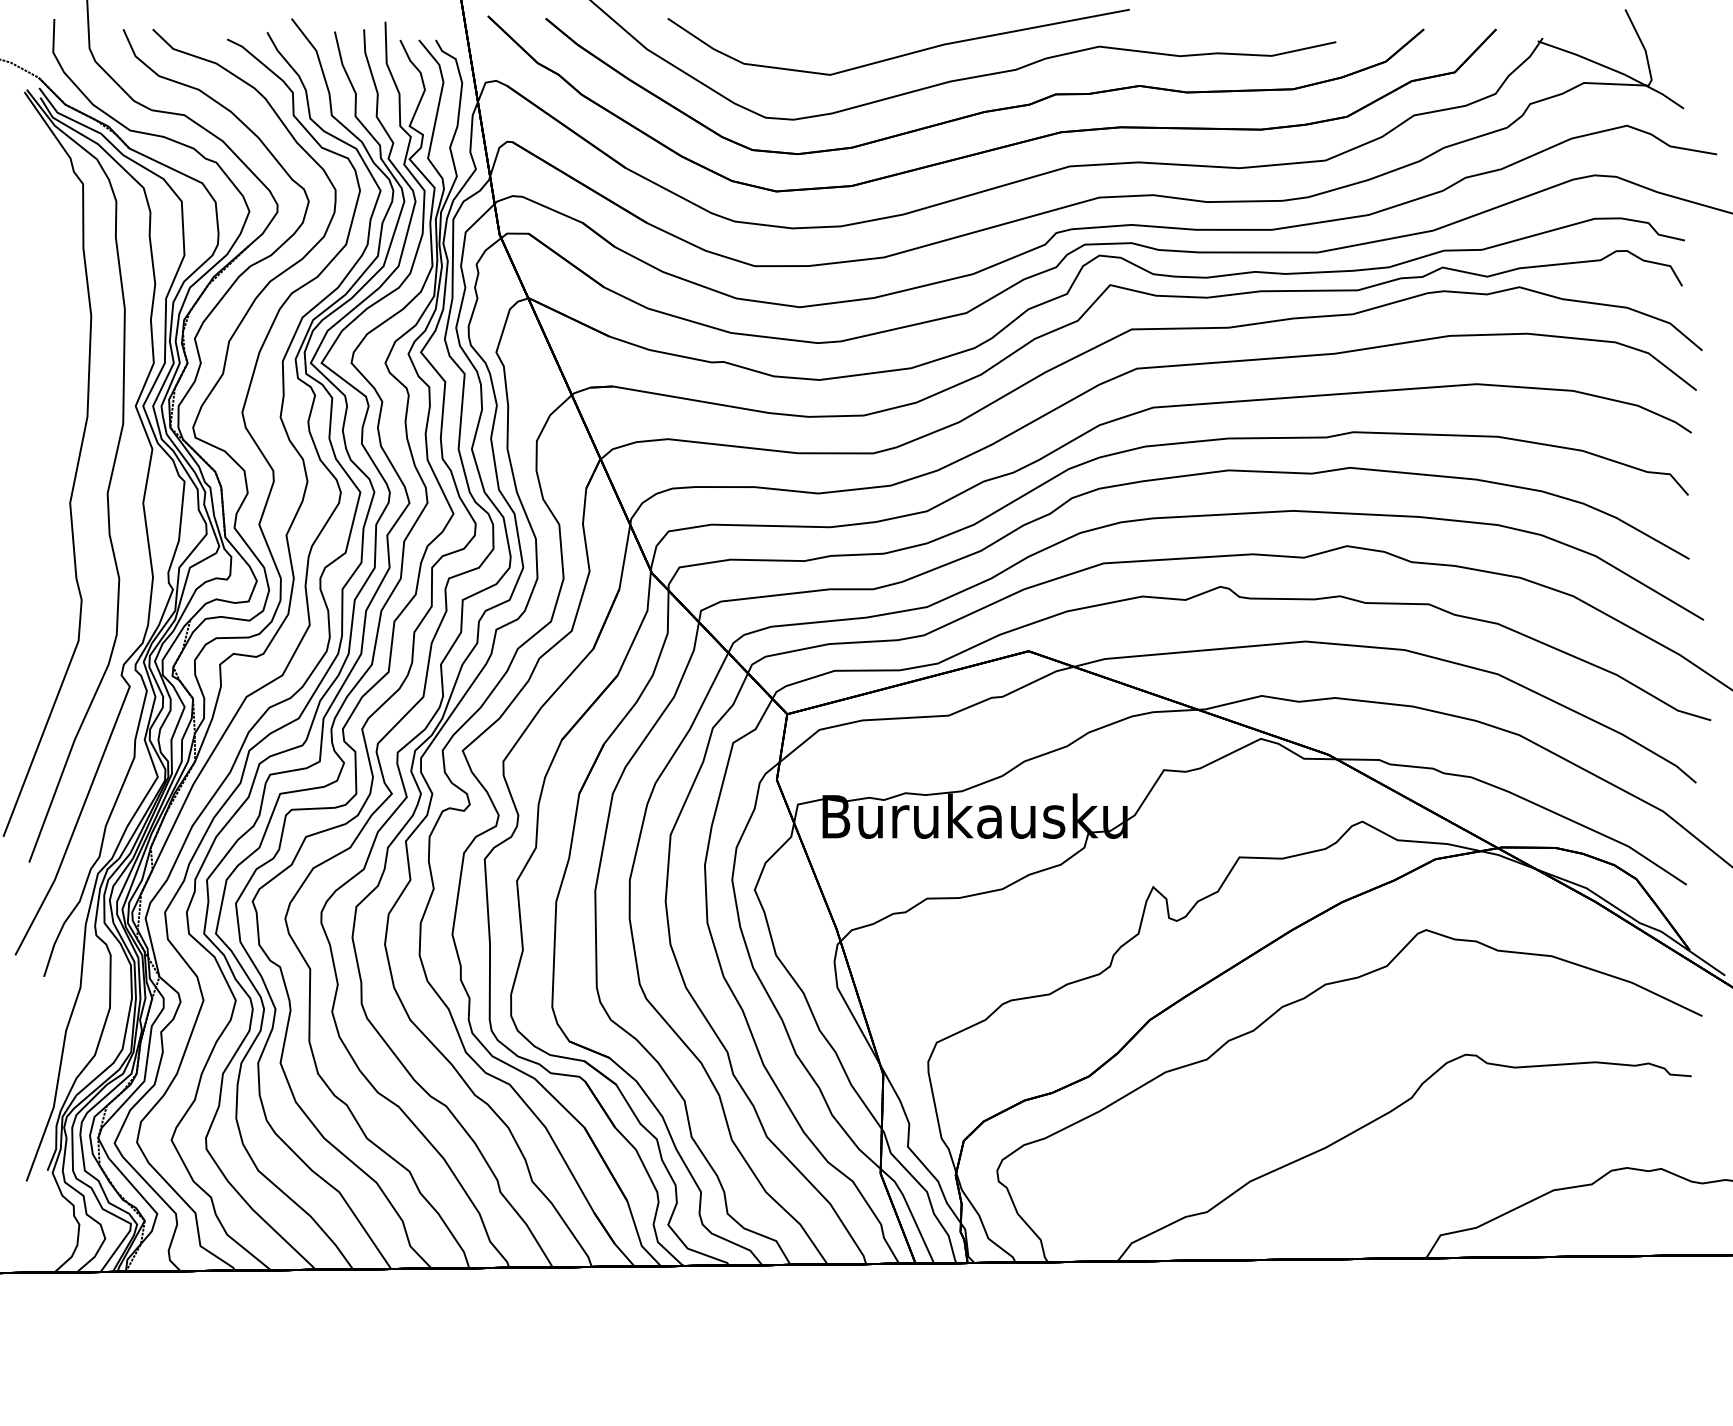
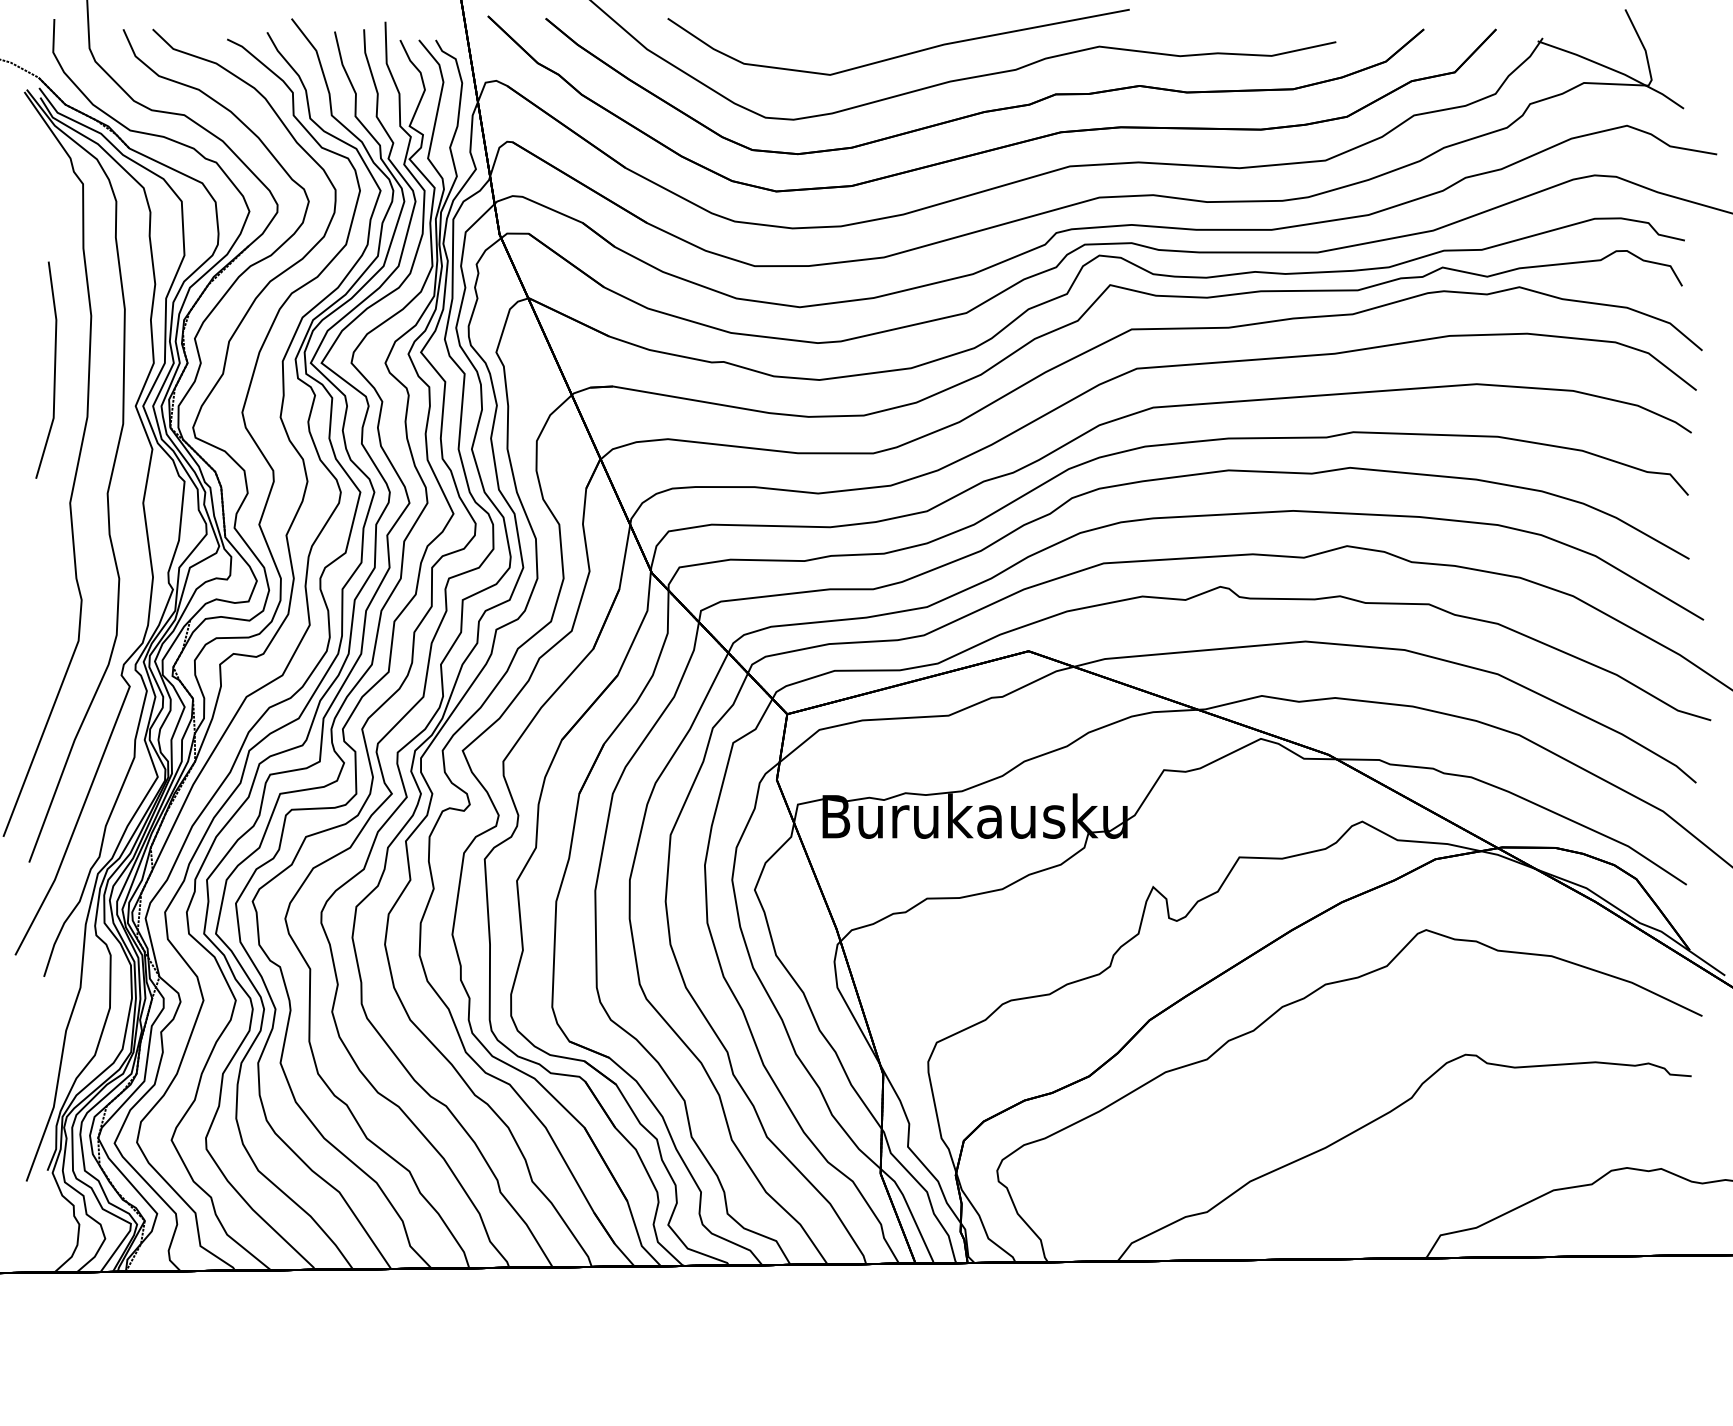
line: none -> present (54, 369)
